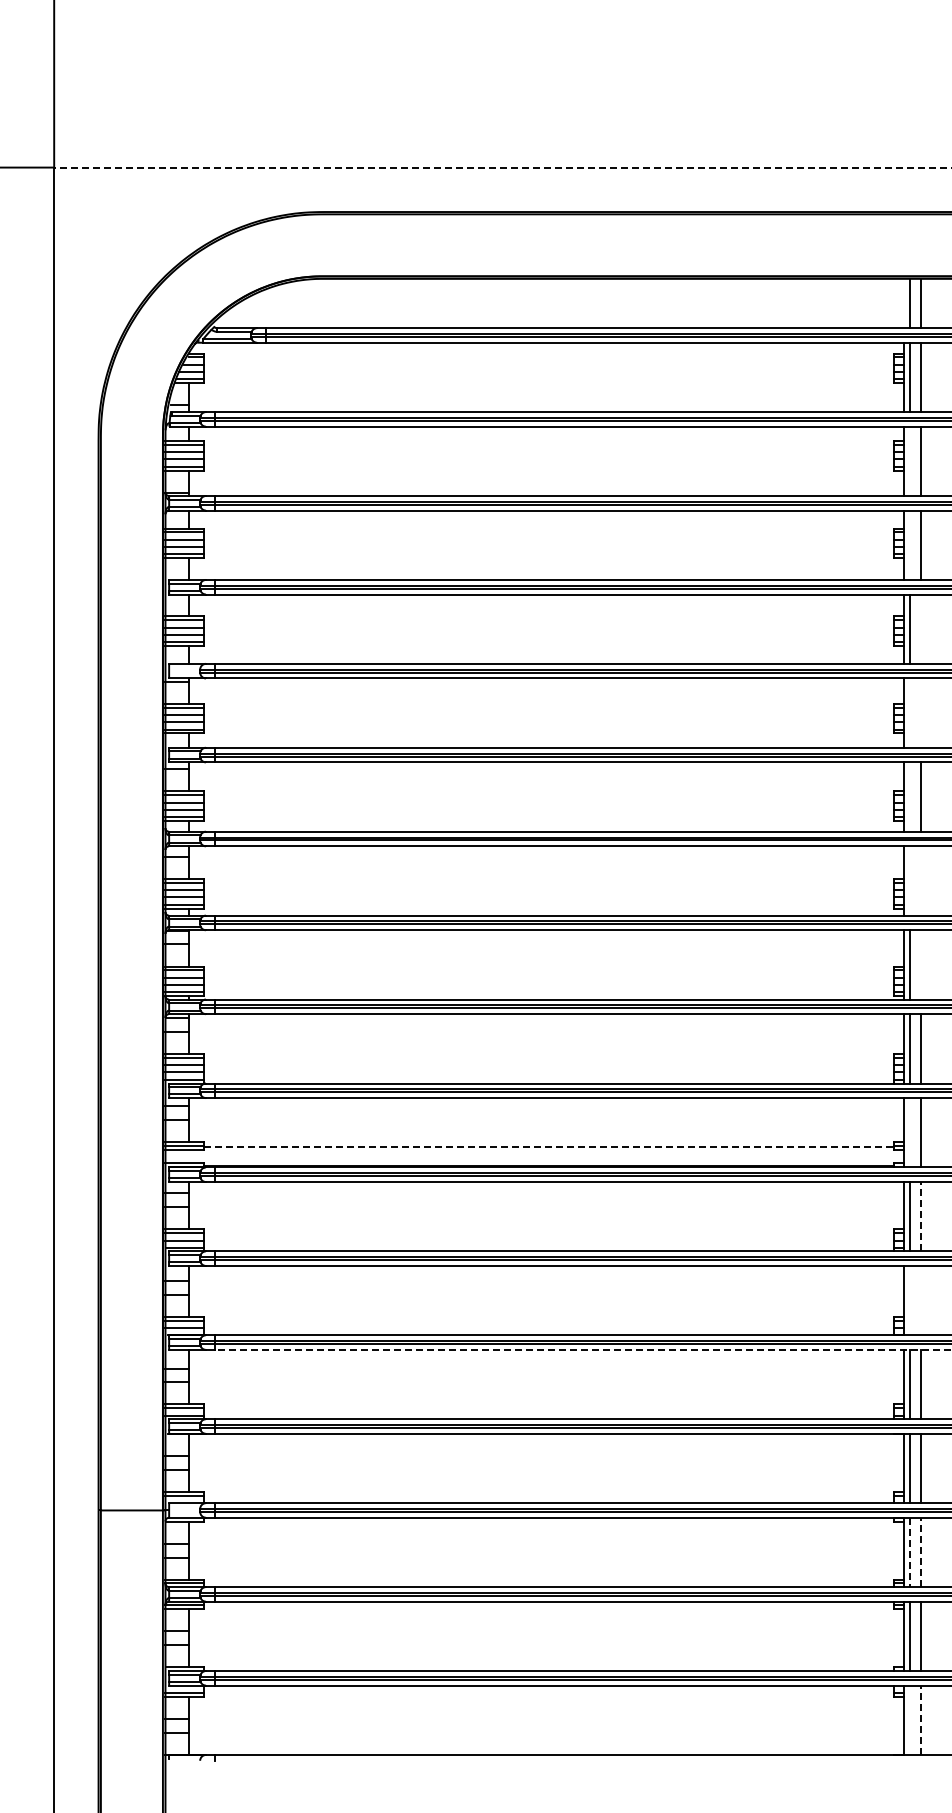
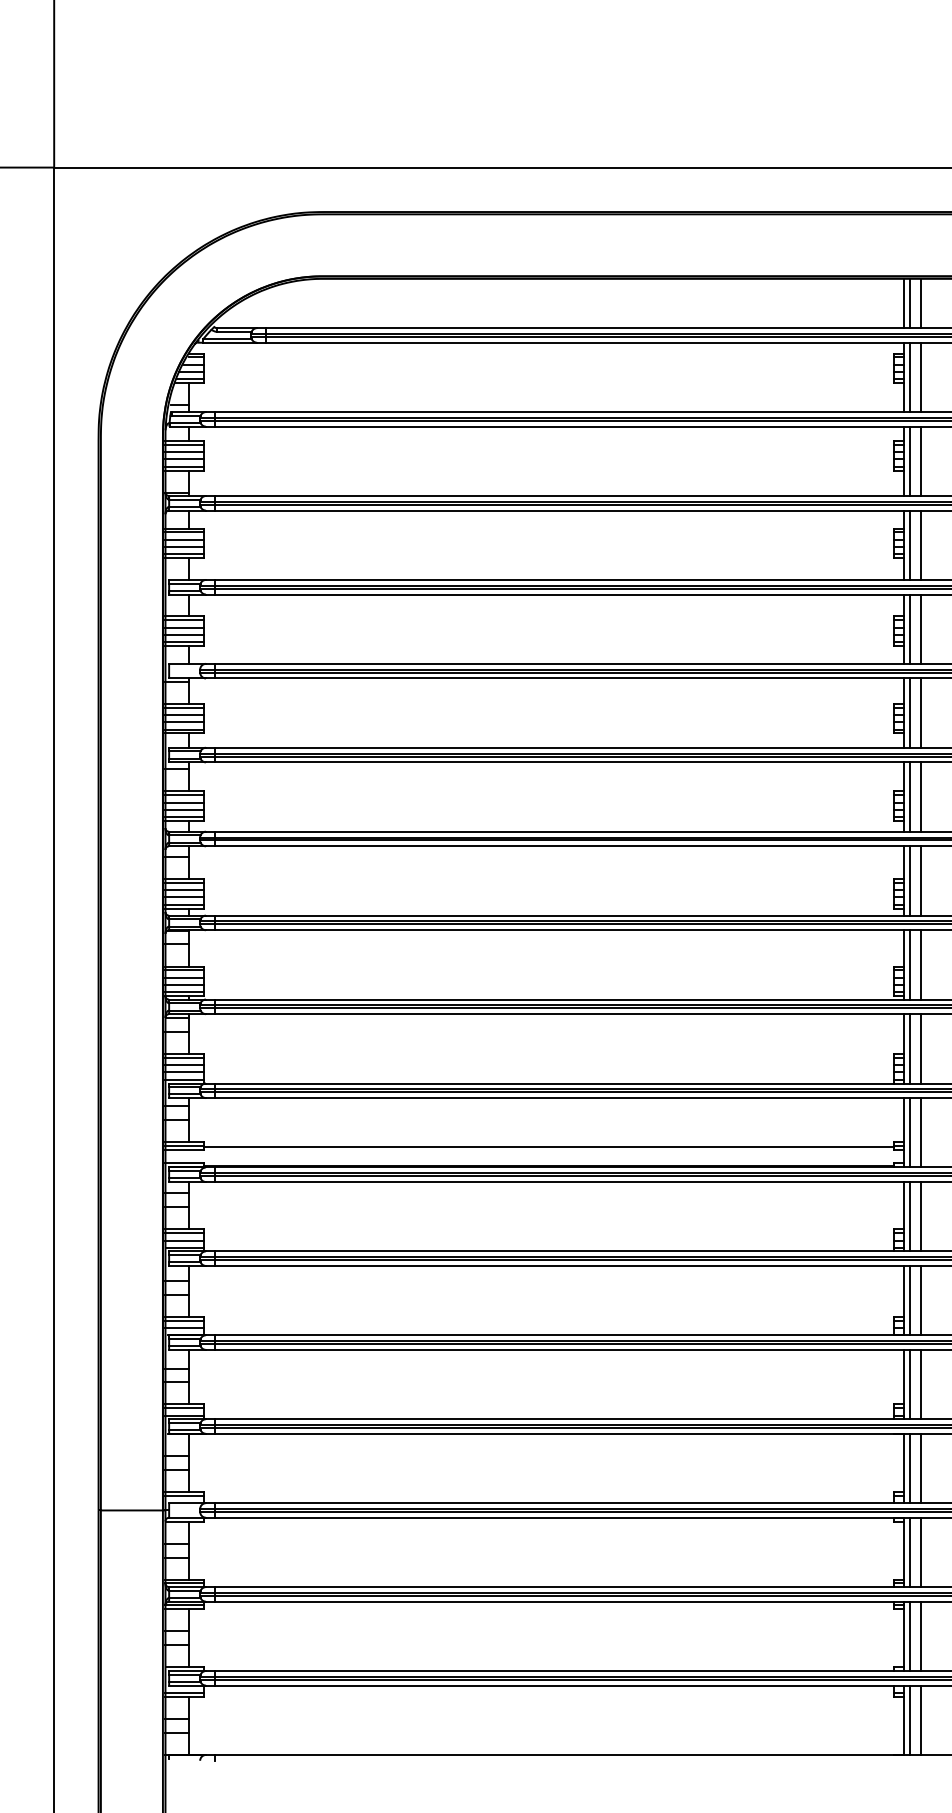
line: dashed -> solid (502, 167)
line: none -> present (904, 303)
line: none -> present (910, 461)
line: none -> present (910, 544)
line: none -> present (920, 628)
line: none -> present (910, 712)
line: none -> present (920, 712)
line: none -> present (910, 796)
line: none -> present (910, 880)
line: none -> present (920, 880)
line: none -> present (920, 964)
line: none -> present (910, 1132)
line: dashed -> solid (548, 1147)
line: dashed -> solid (920, 1216)
line: none -> present (910, 1300)
line: none -> present (920, 1300)
line: dashed -> solid (582, 1349)
line: dashed -> solid (910, 1552)
line: dashed -> solid (920, 1552)
line: none -> present (910, 1719)
line: dashed -> solid (920, 1720)
